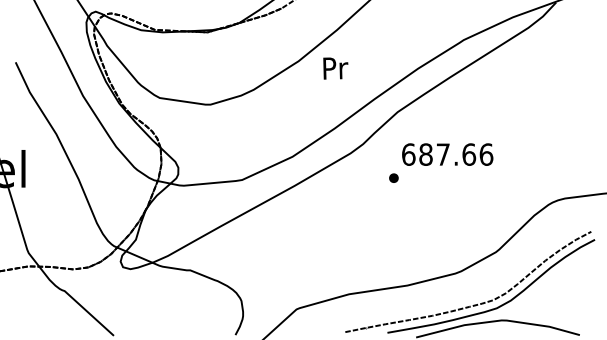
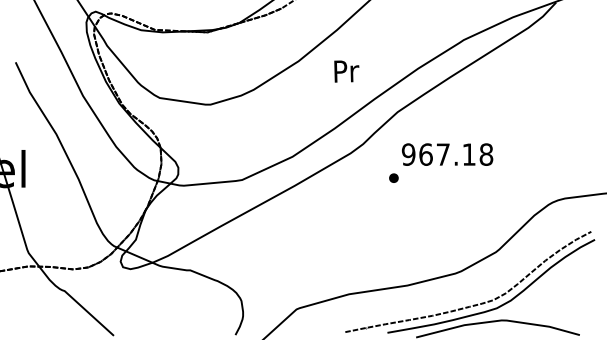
text position: (335, 68) -> (346, 71) (346, 71)
text: 687.66 -> 967.18 (447, 154)
